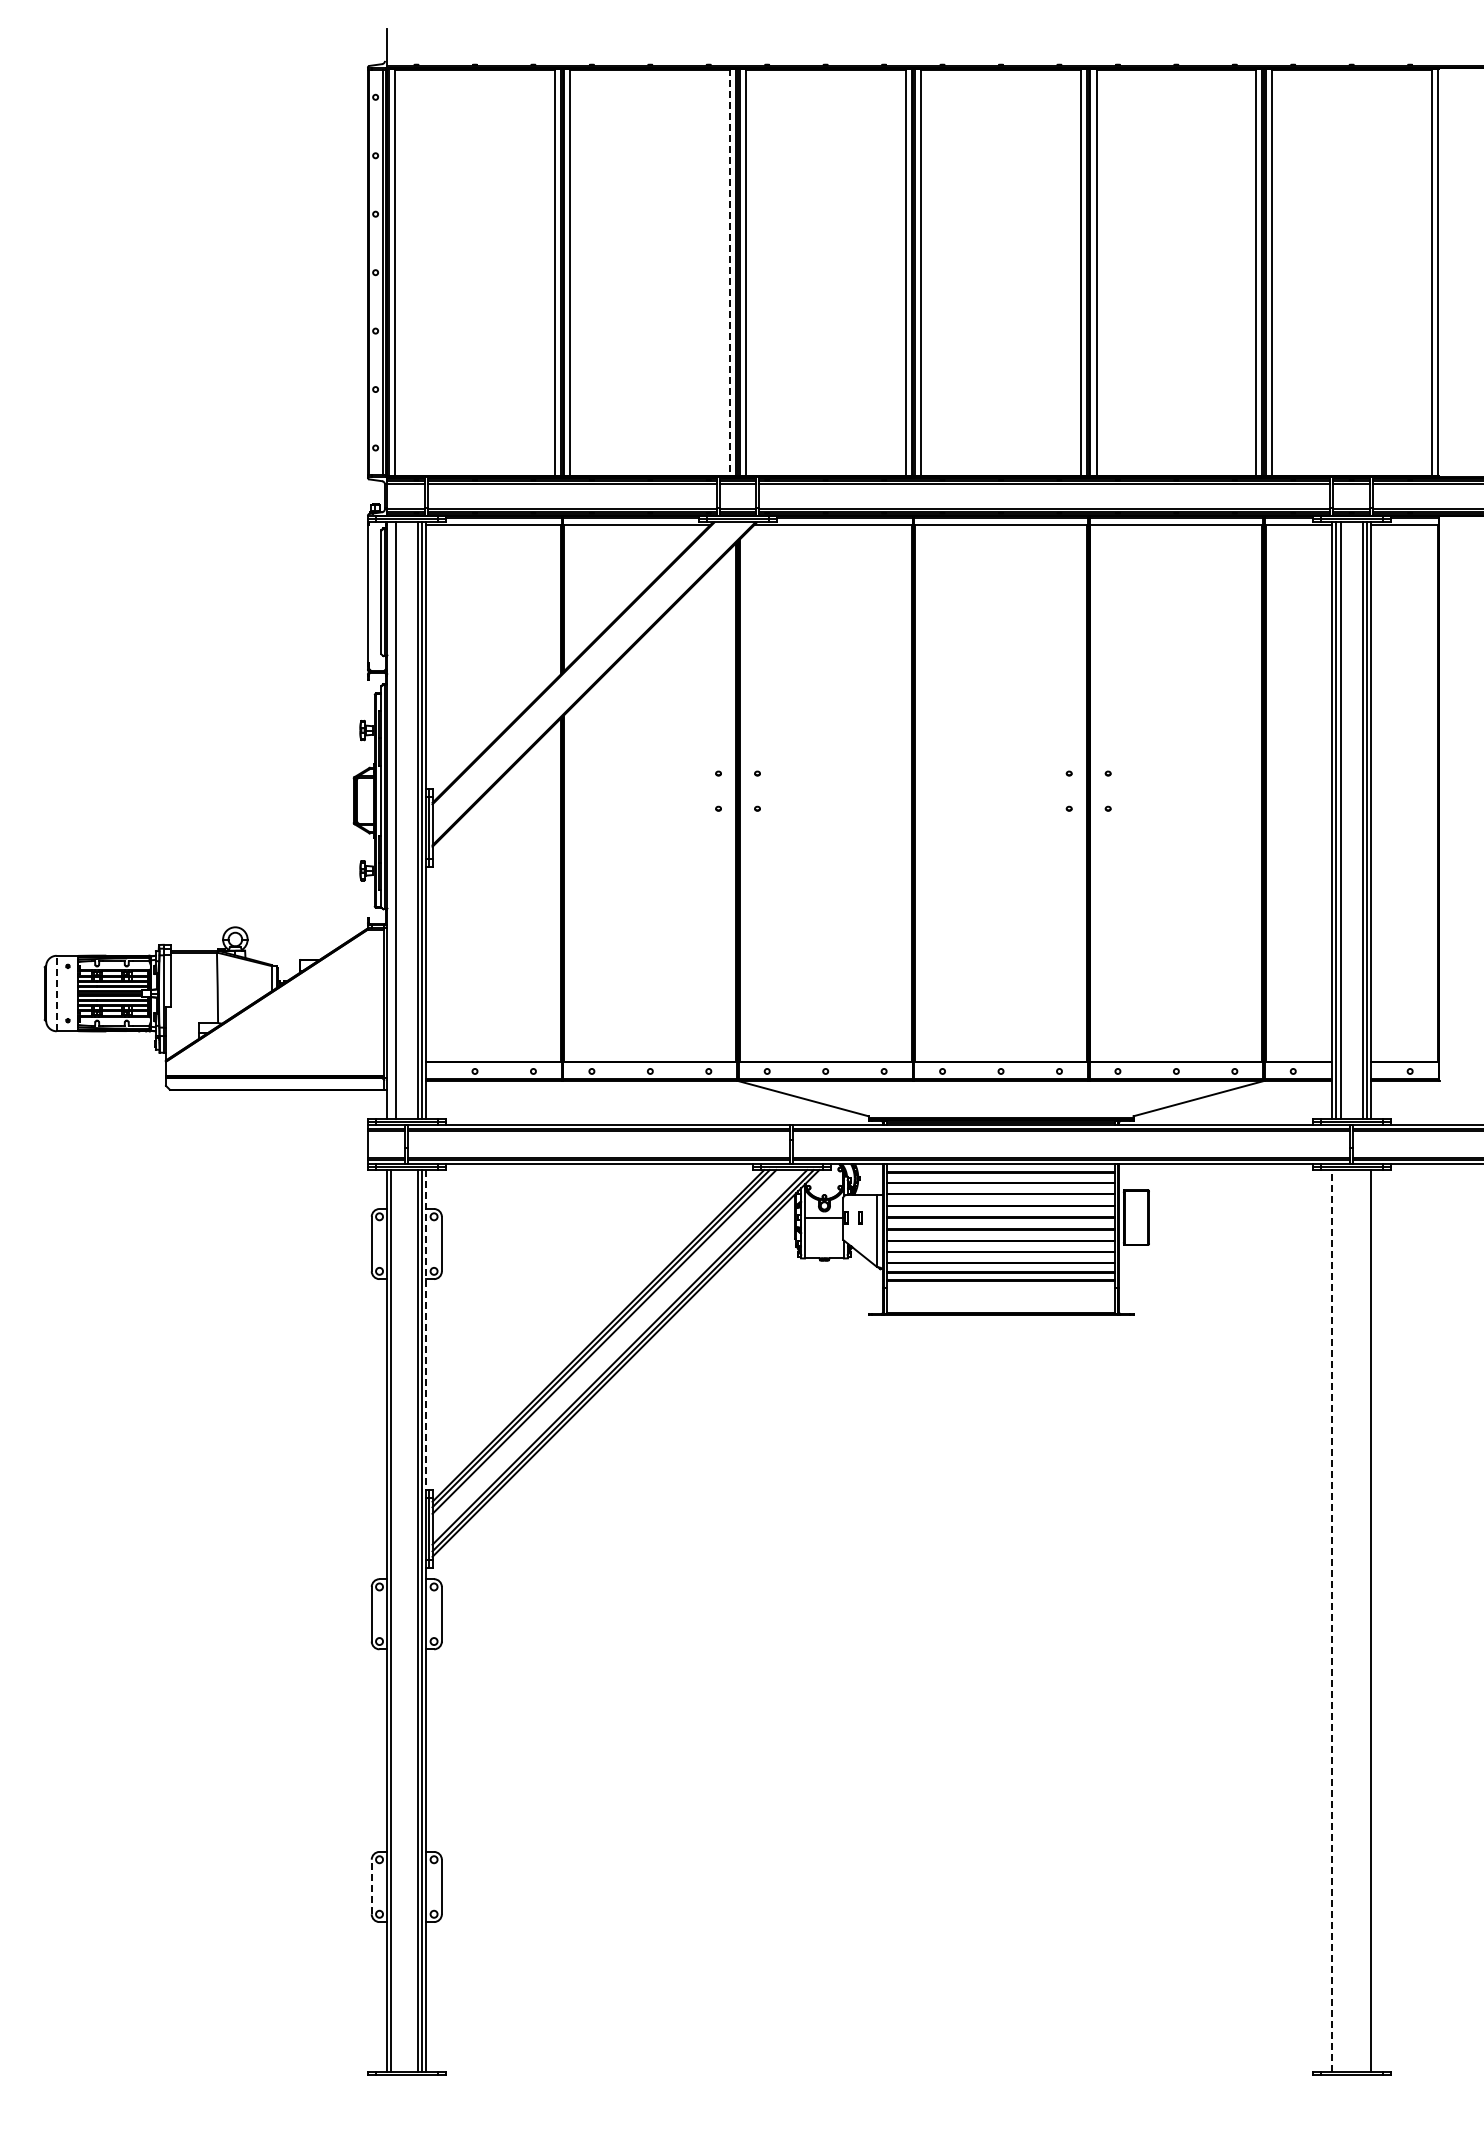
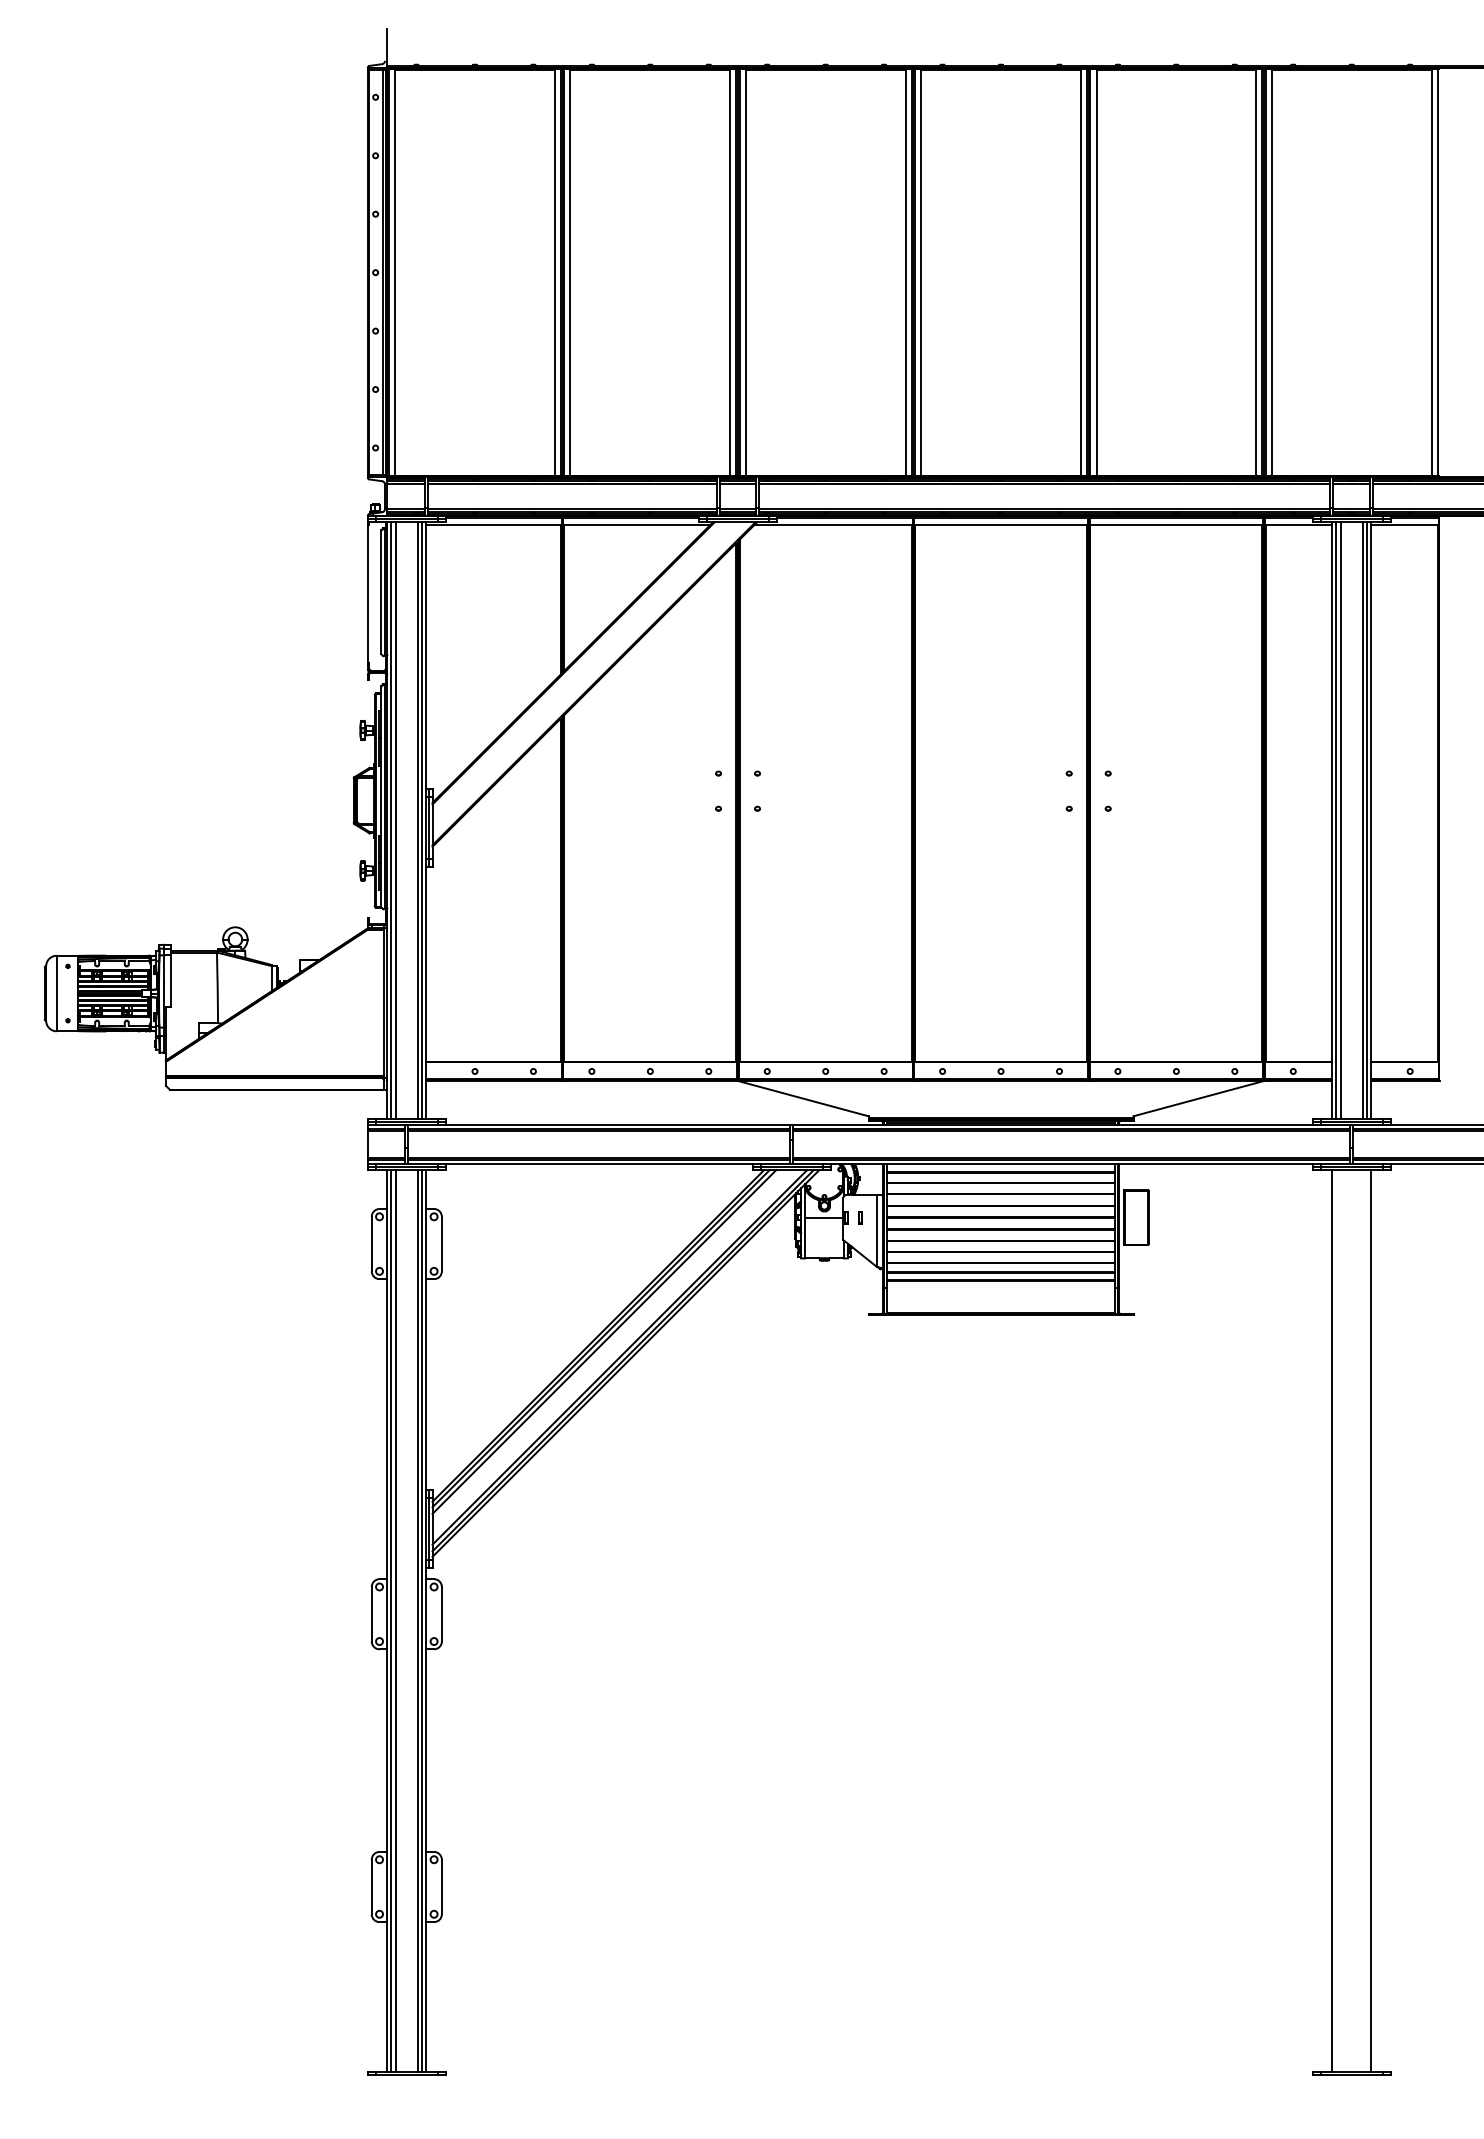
line: dashed -> solid (730, 272)
line: none -> present (391, 820)
line: dashed -> solid (56, 993)
line: dashed -> solid (426, 1330)
line: none -> present (395, 1620)
line: dashed -> solid (1332, 1620)
line: dashed -> solid (371, 1886)
